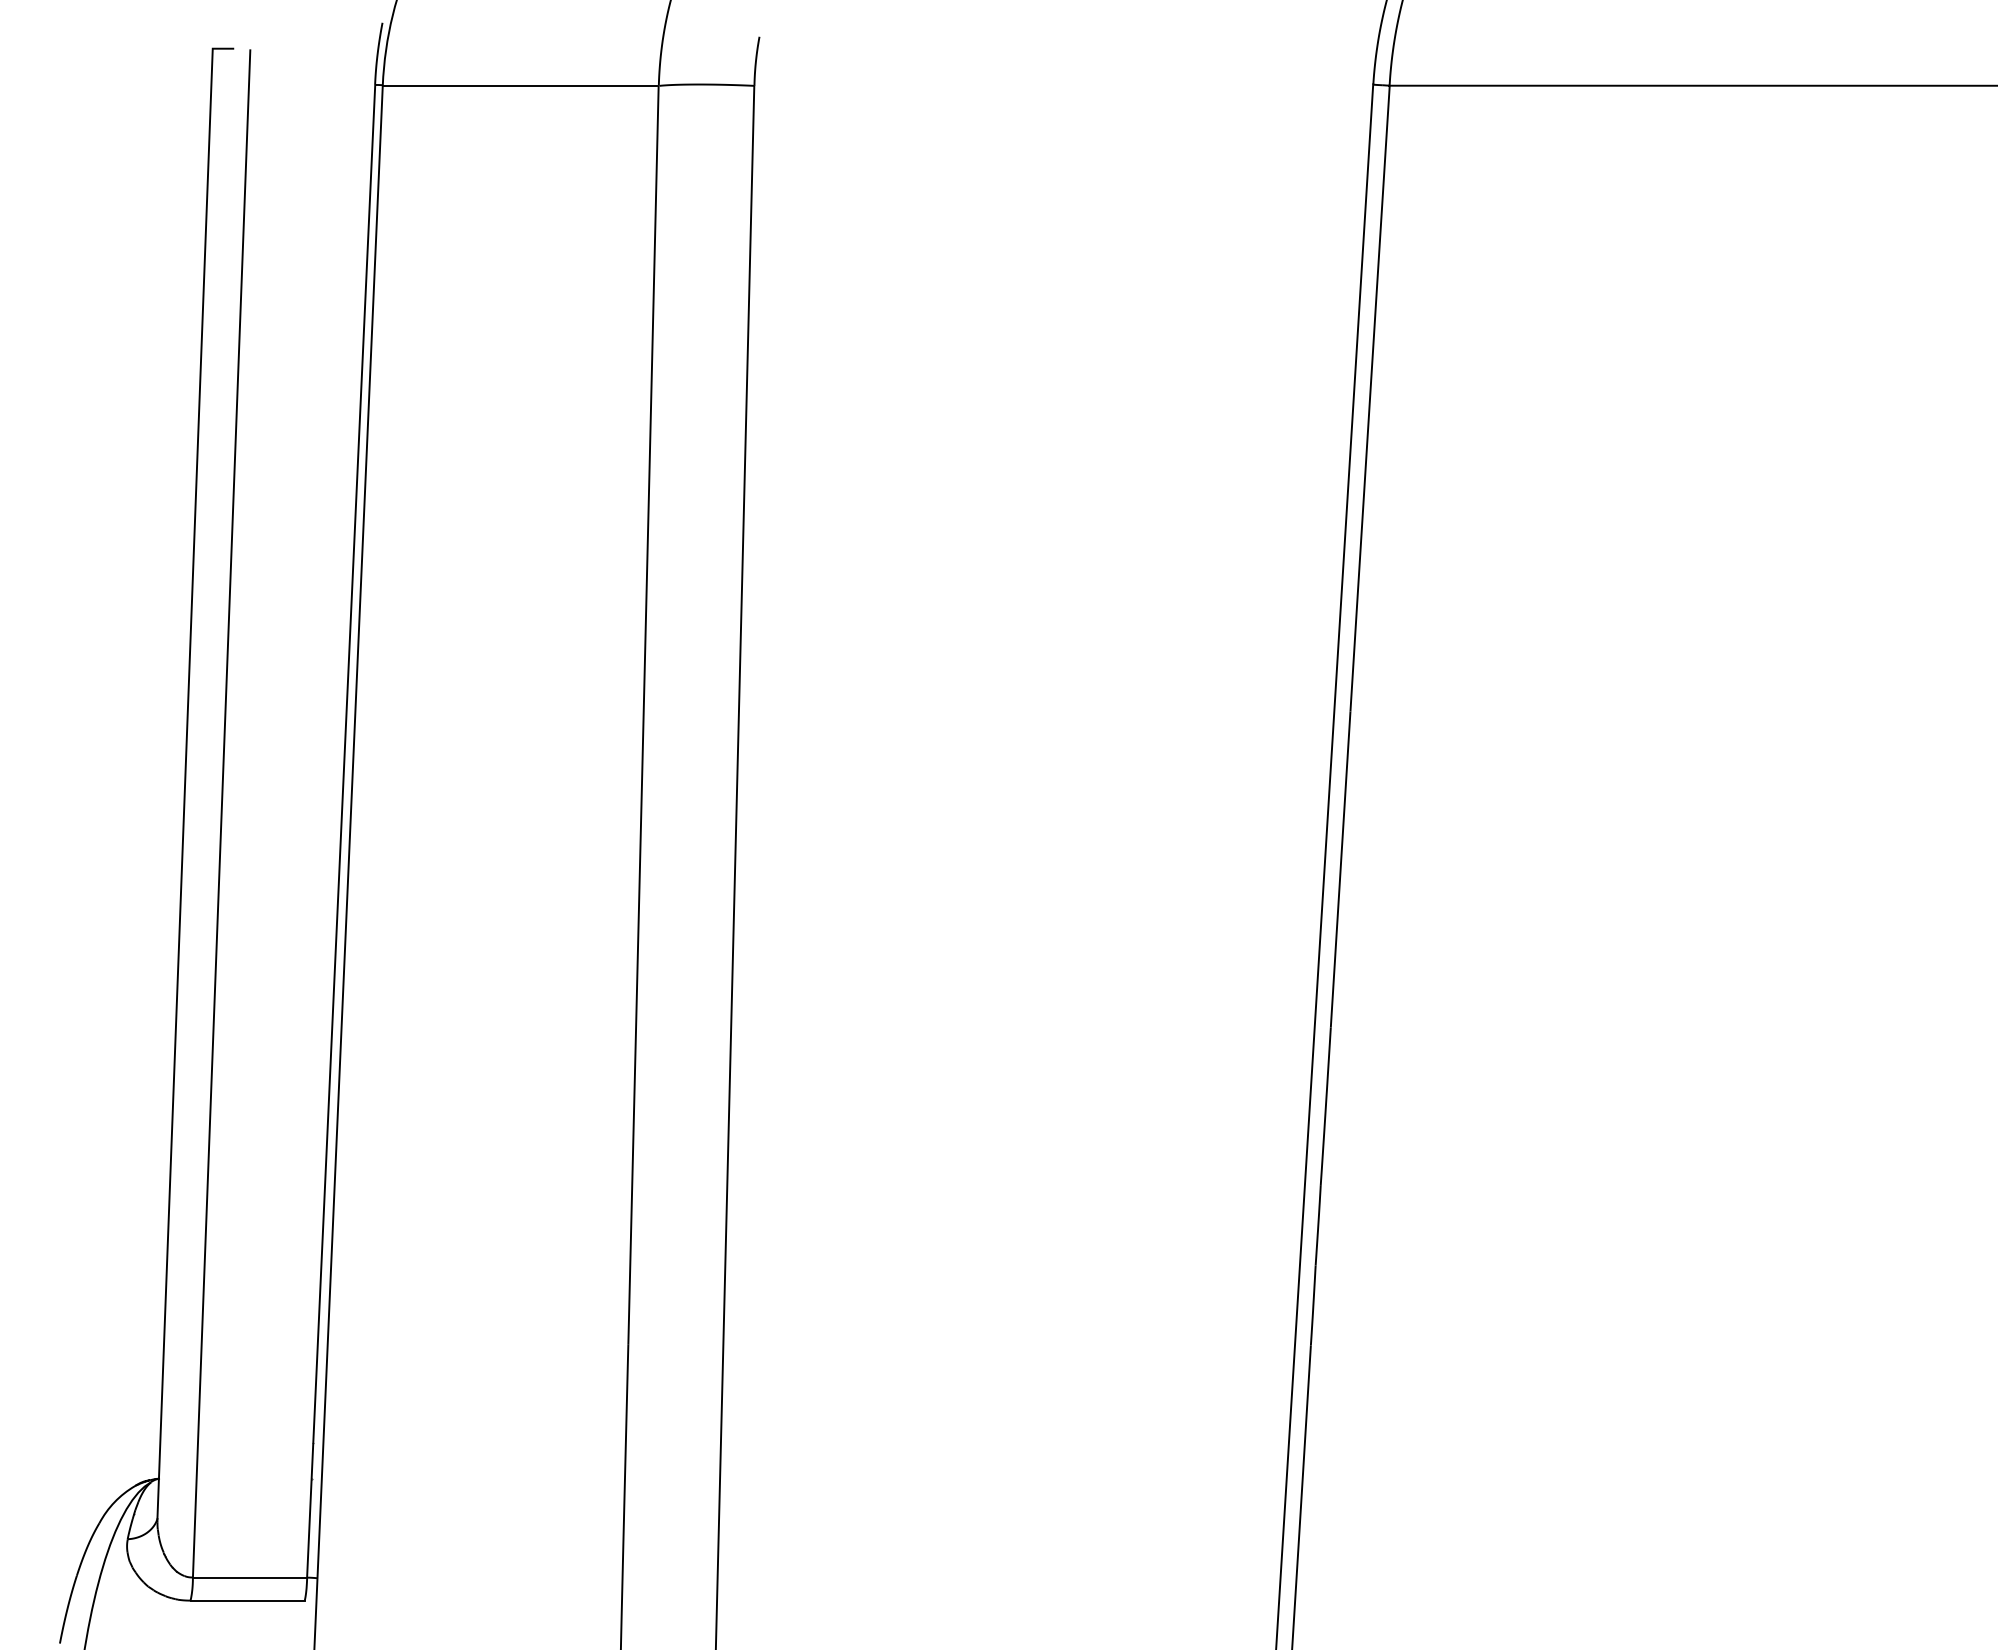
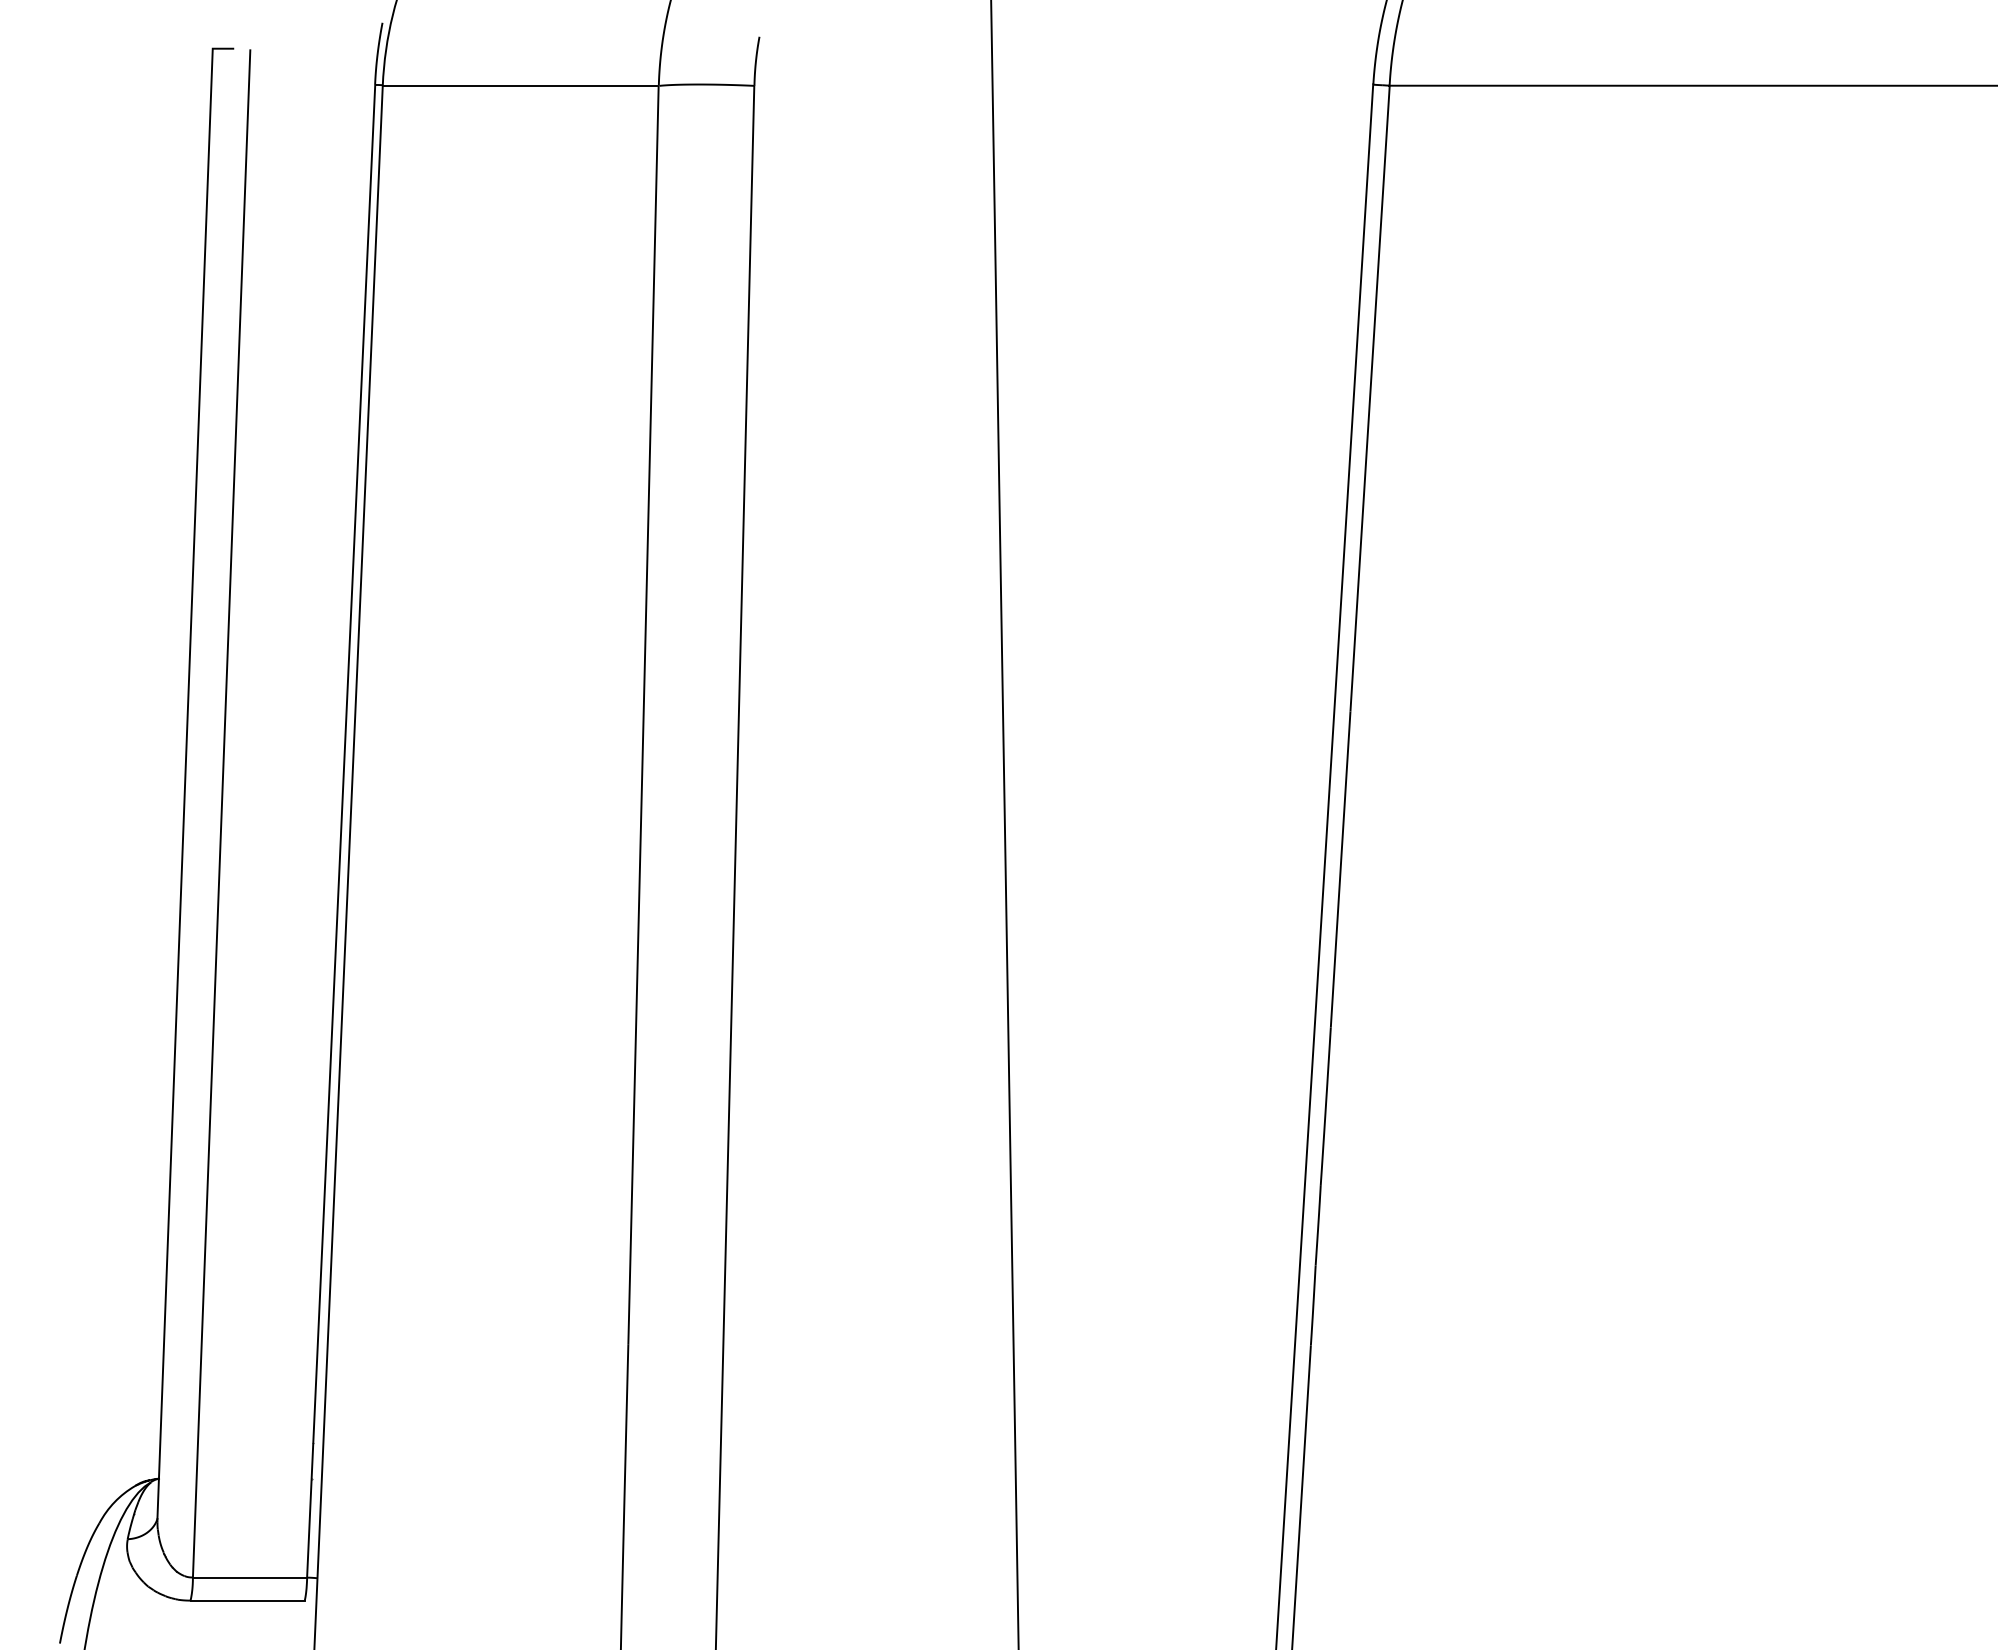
line: none -> present (1004, 824)
